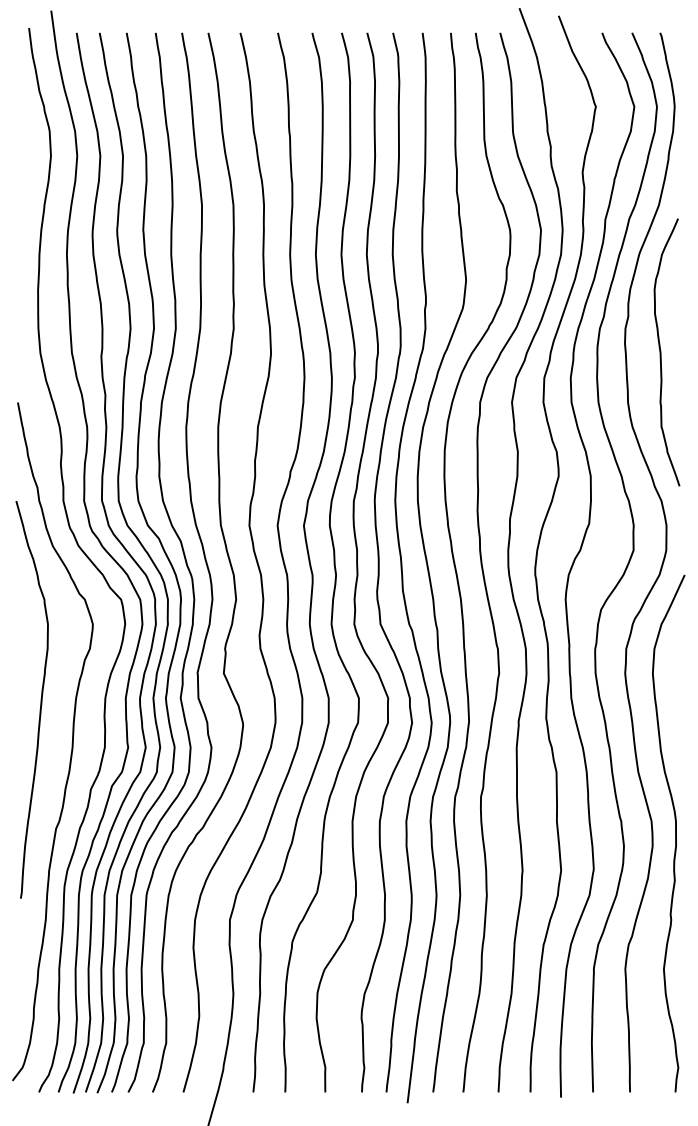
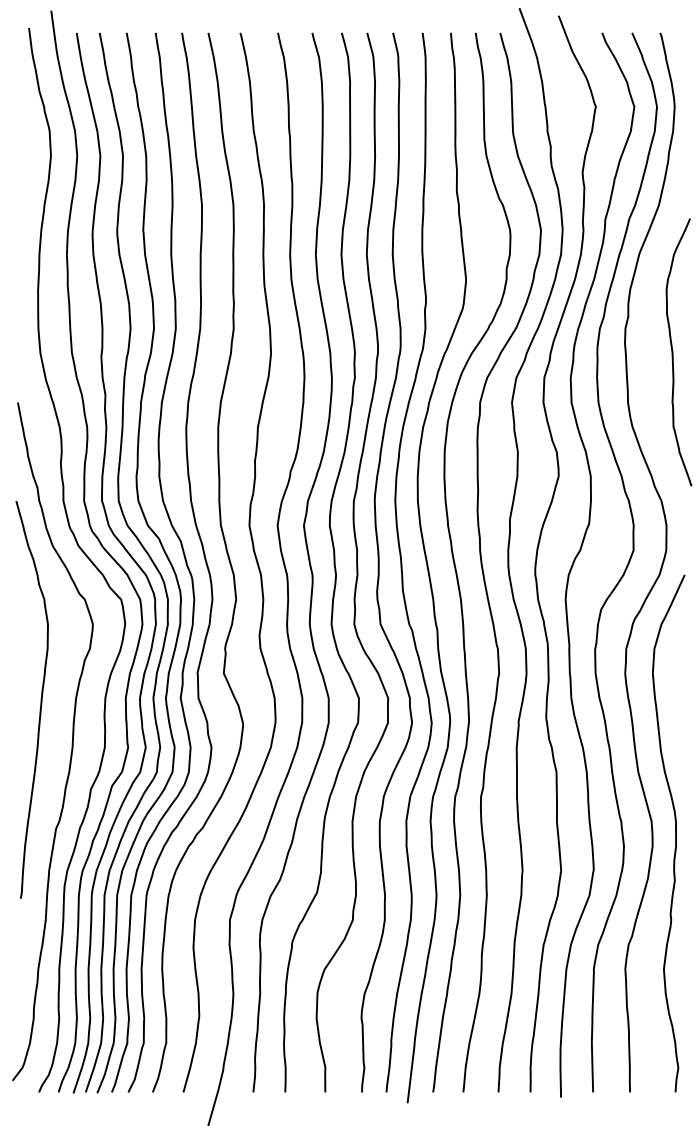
curve position: (661, 352) -> (673, 352) (673, 352)
